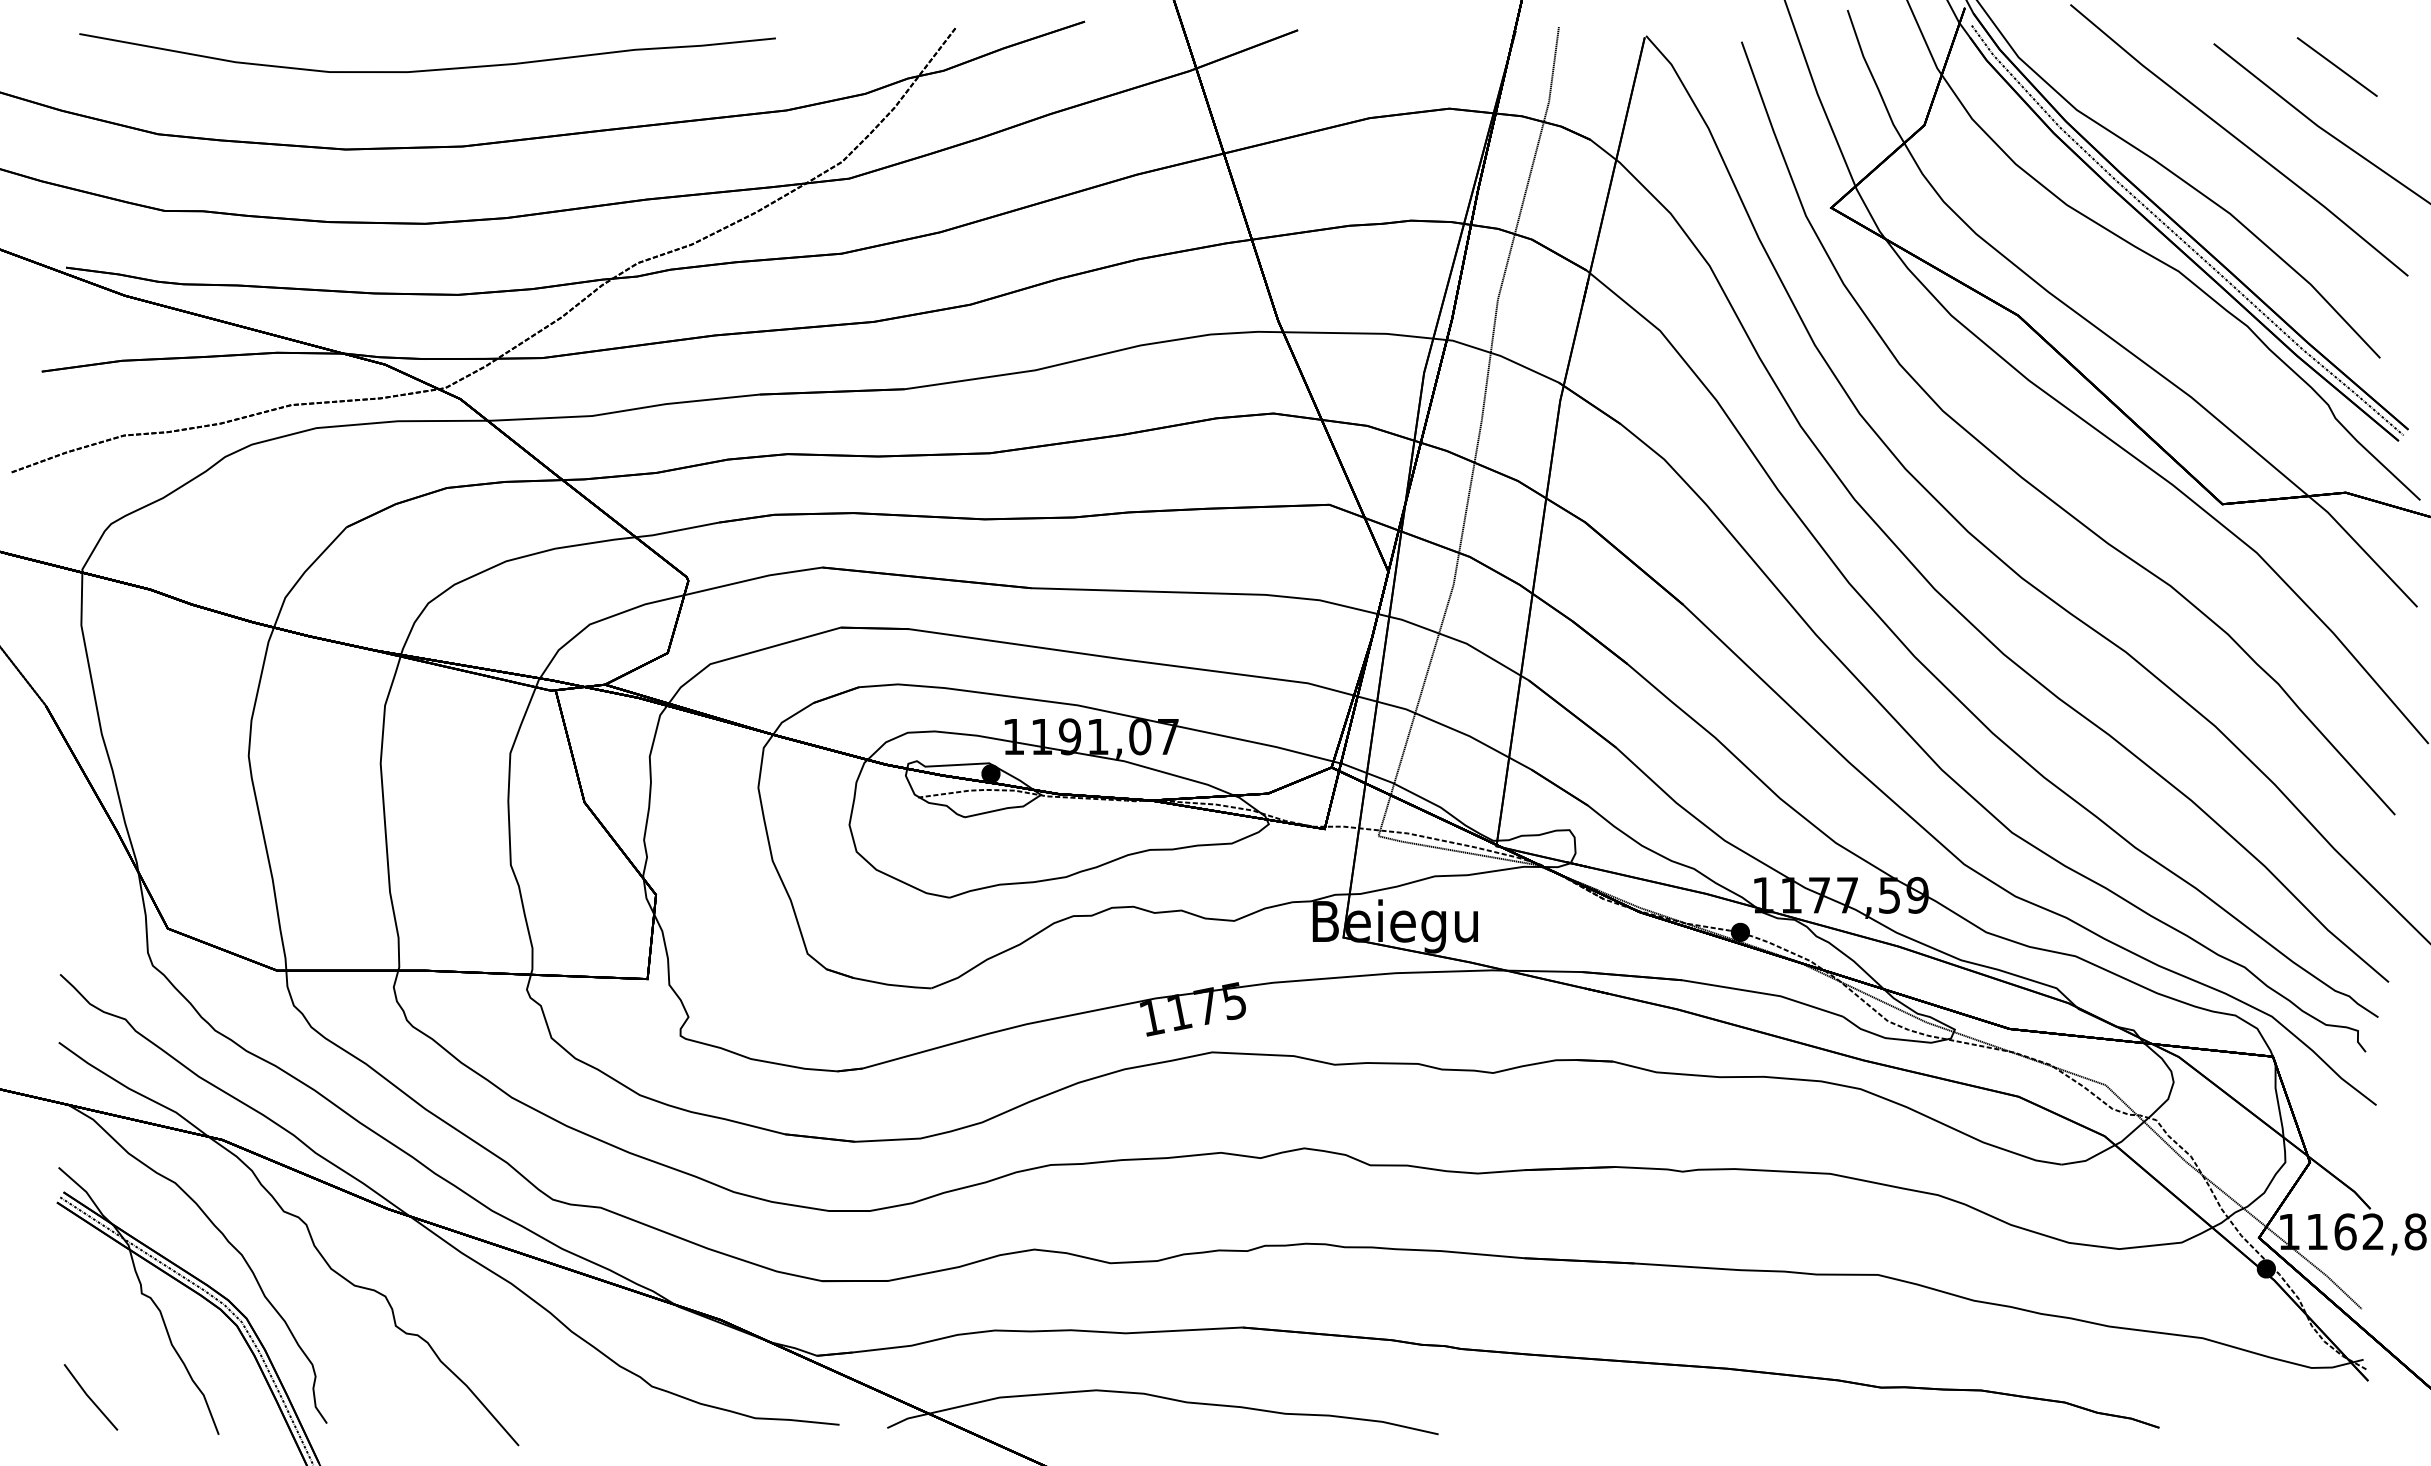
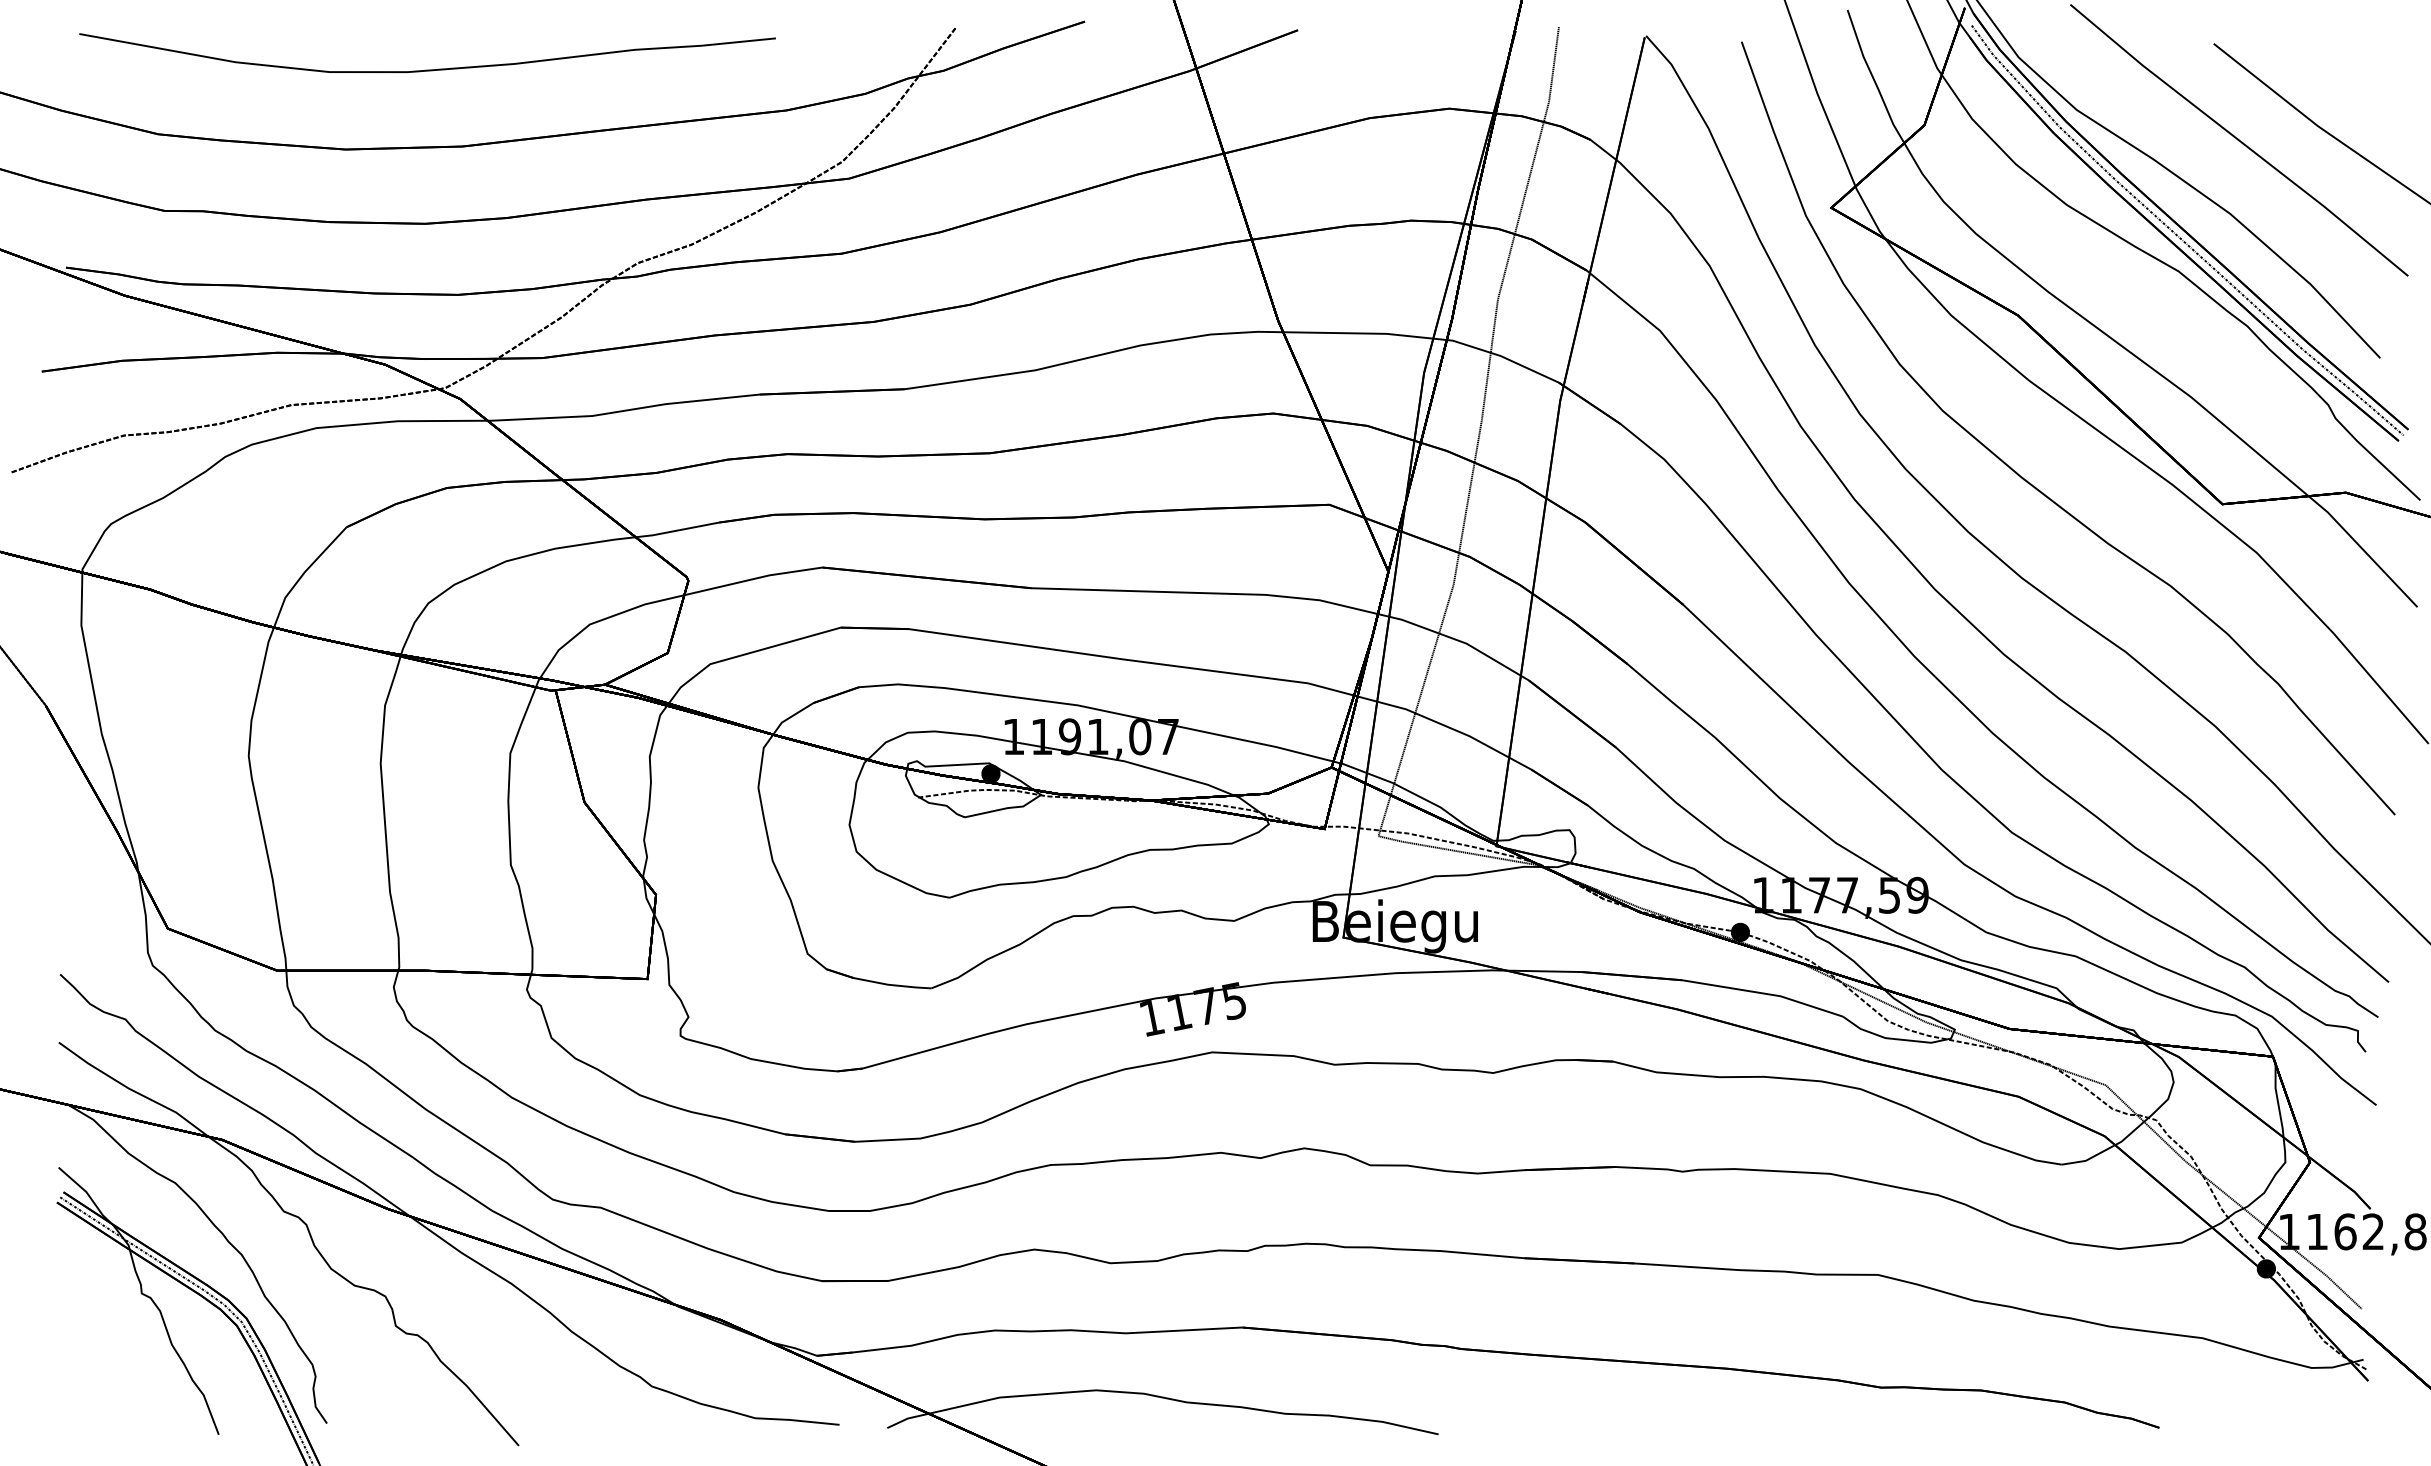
line: present -> none (2336, 66)
line: present -> none (90, 1397)
